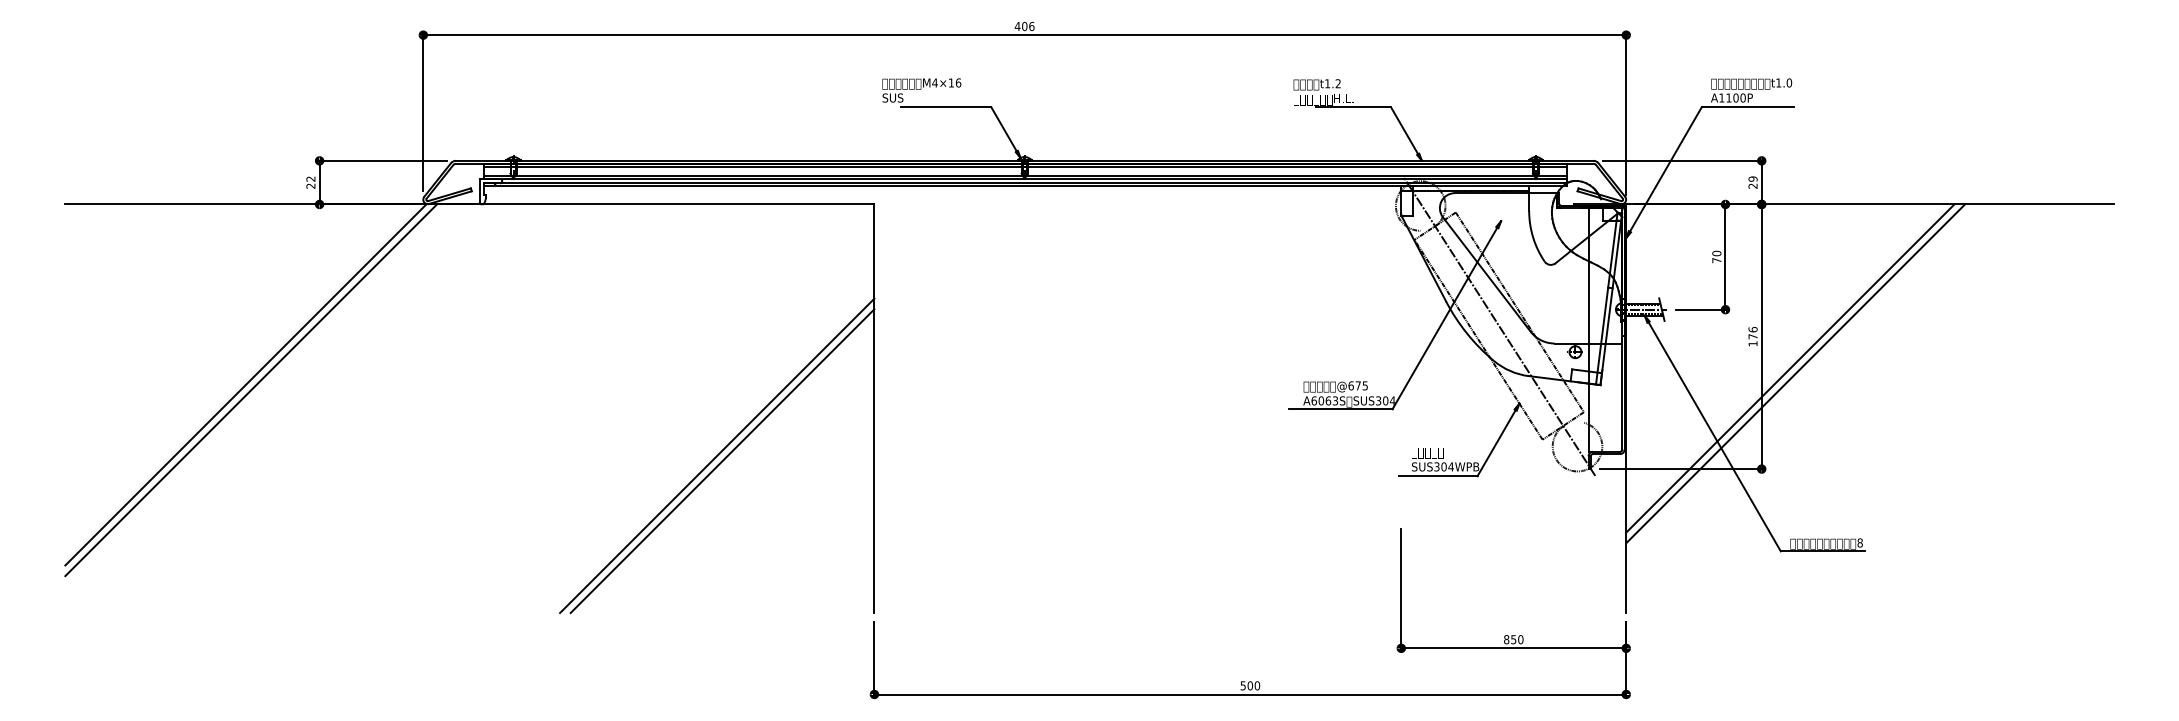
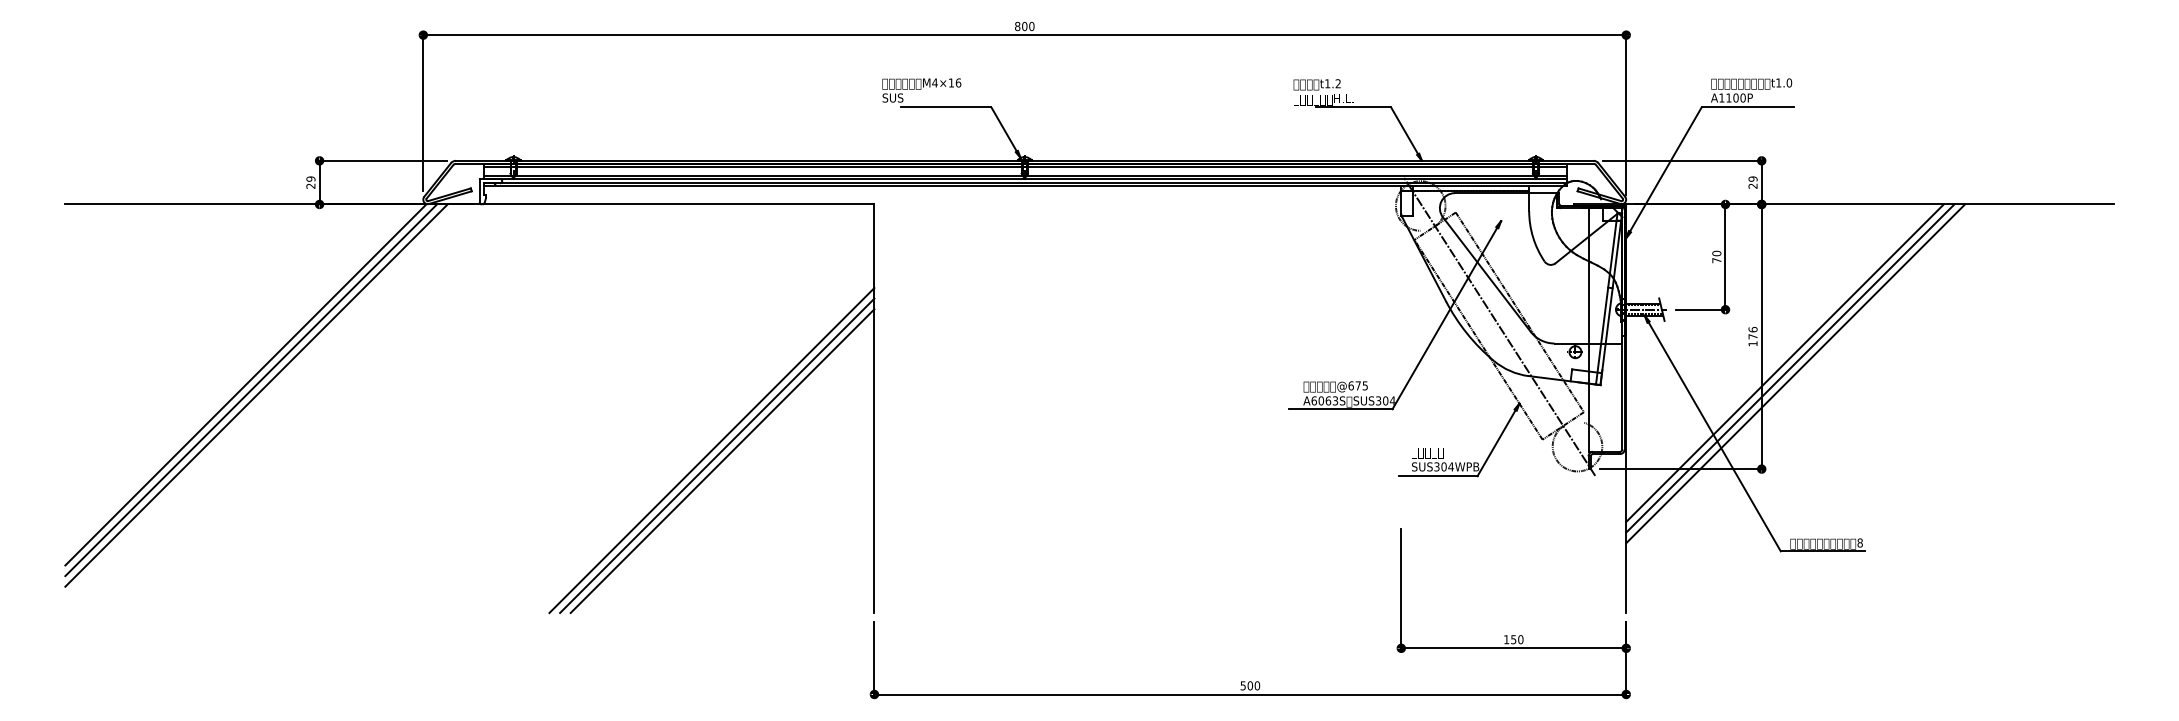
text: 406 -> 800 (1024, 26)
text: 22 -> 29 (310, 178)
line: none -> present (1784, 363)
line: none -> present (256, 395)
line: none -> present (711, 450)
text: 850 -> 150 (1506, 639)
